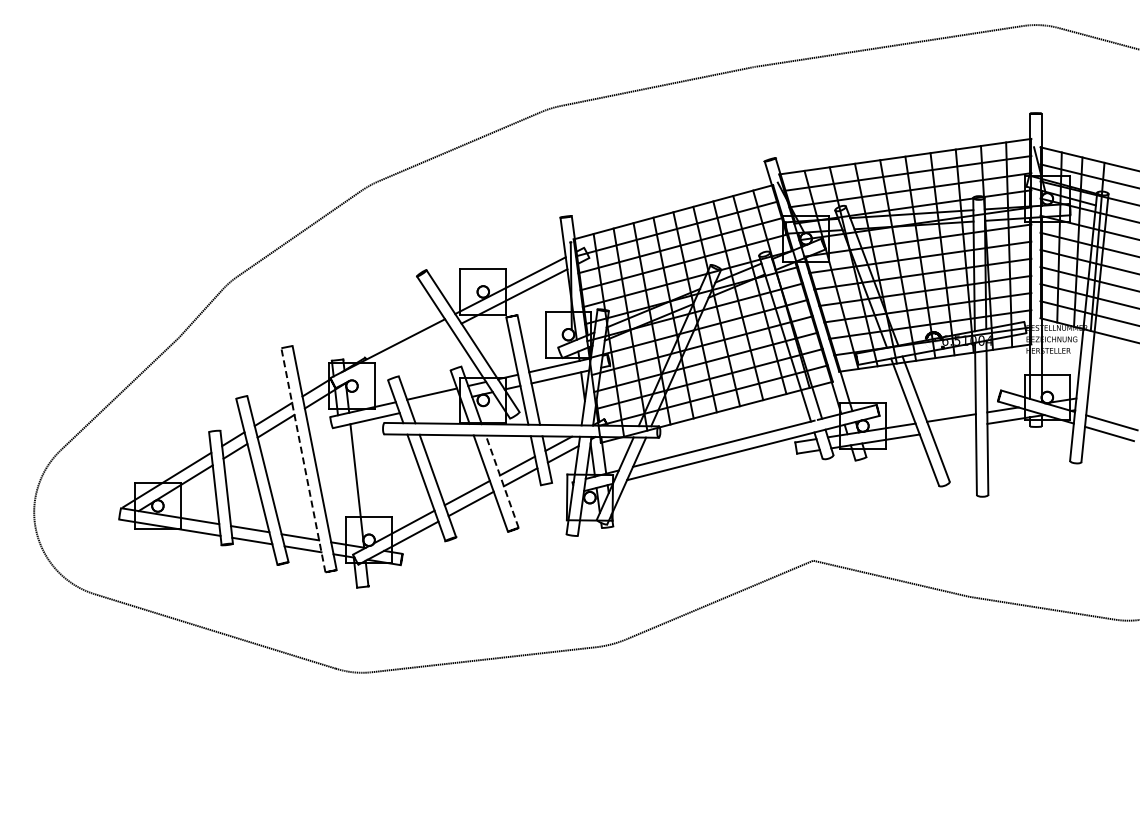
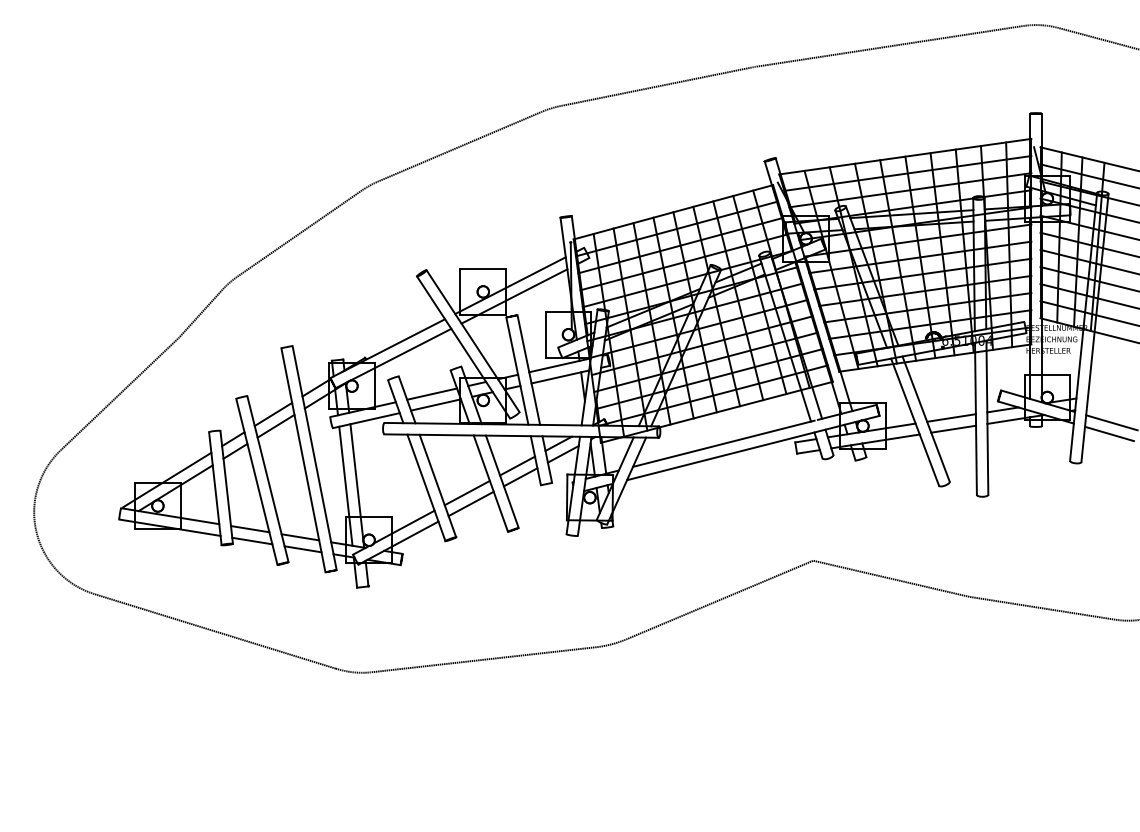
line: none -> present (400, 354)
line: none -> present (435, 404)
line: none -> present (953, 428)
line: dashed -> solid (303, 459)
line: dashed -> solid (502, 481)
line: none -> present (345, 485)
